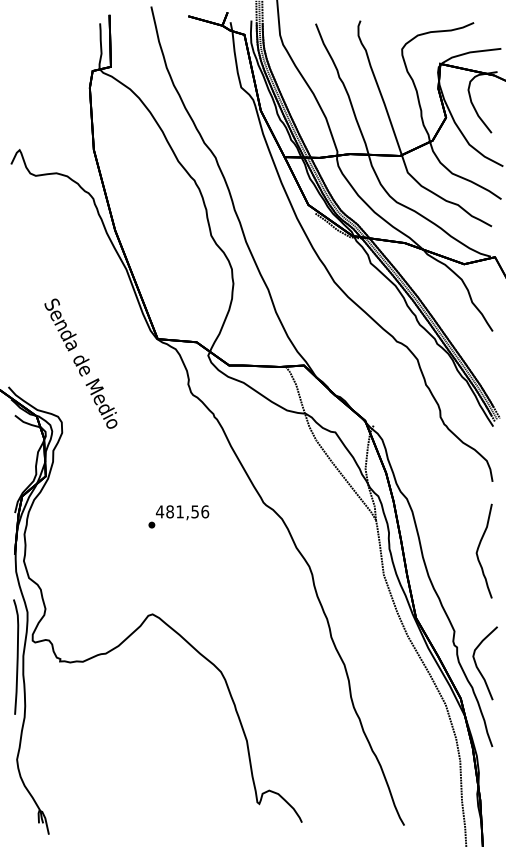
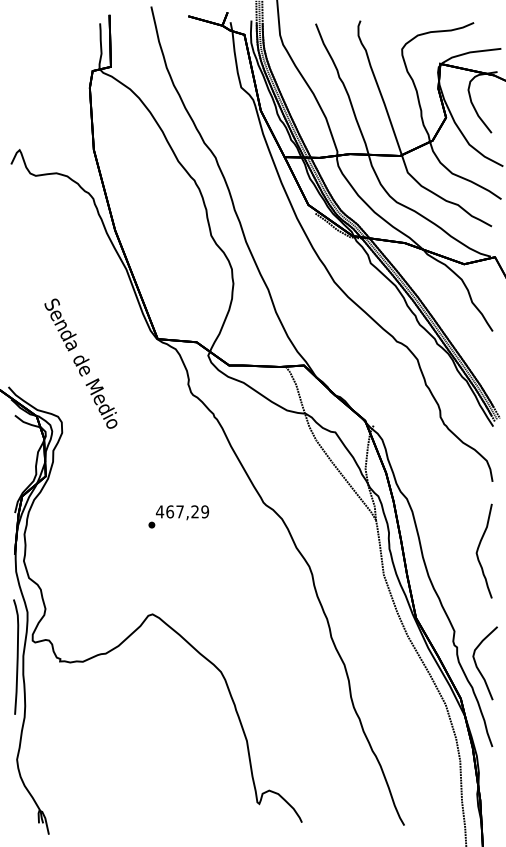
text: 481,56 -> 467,29 (187, 511)
